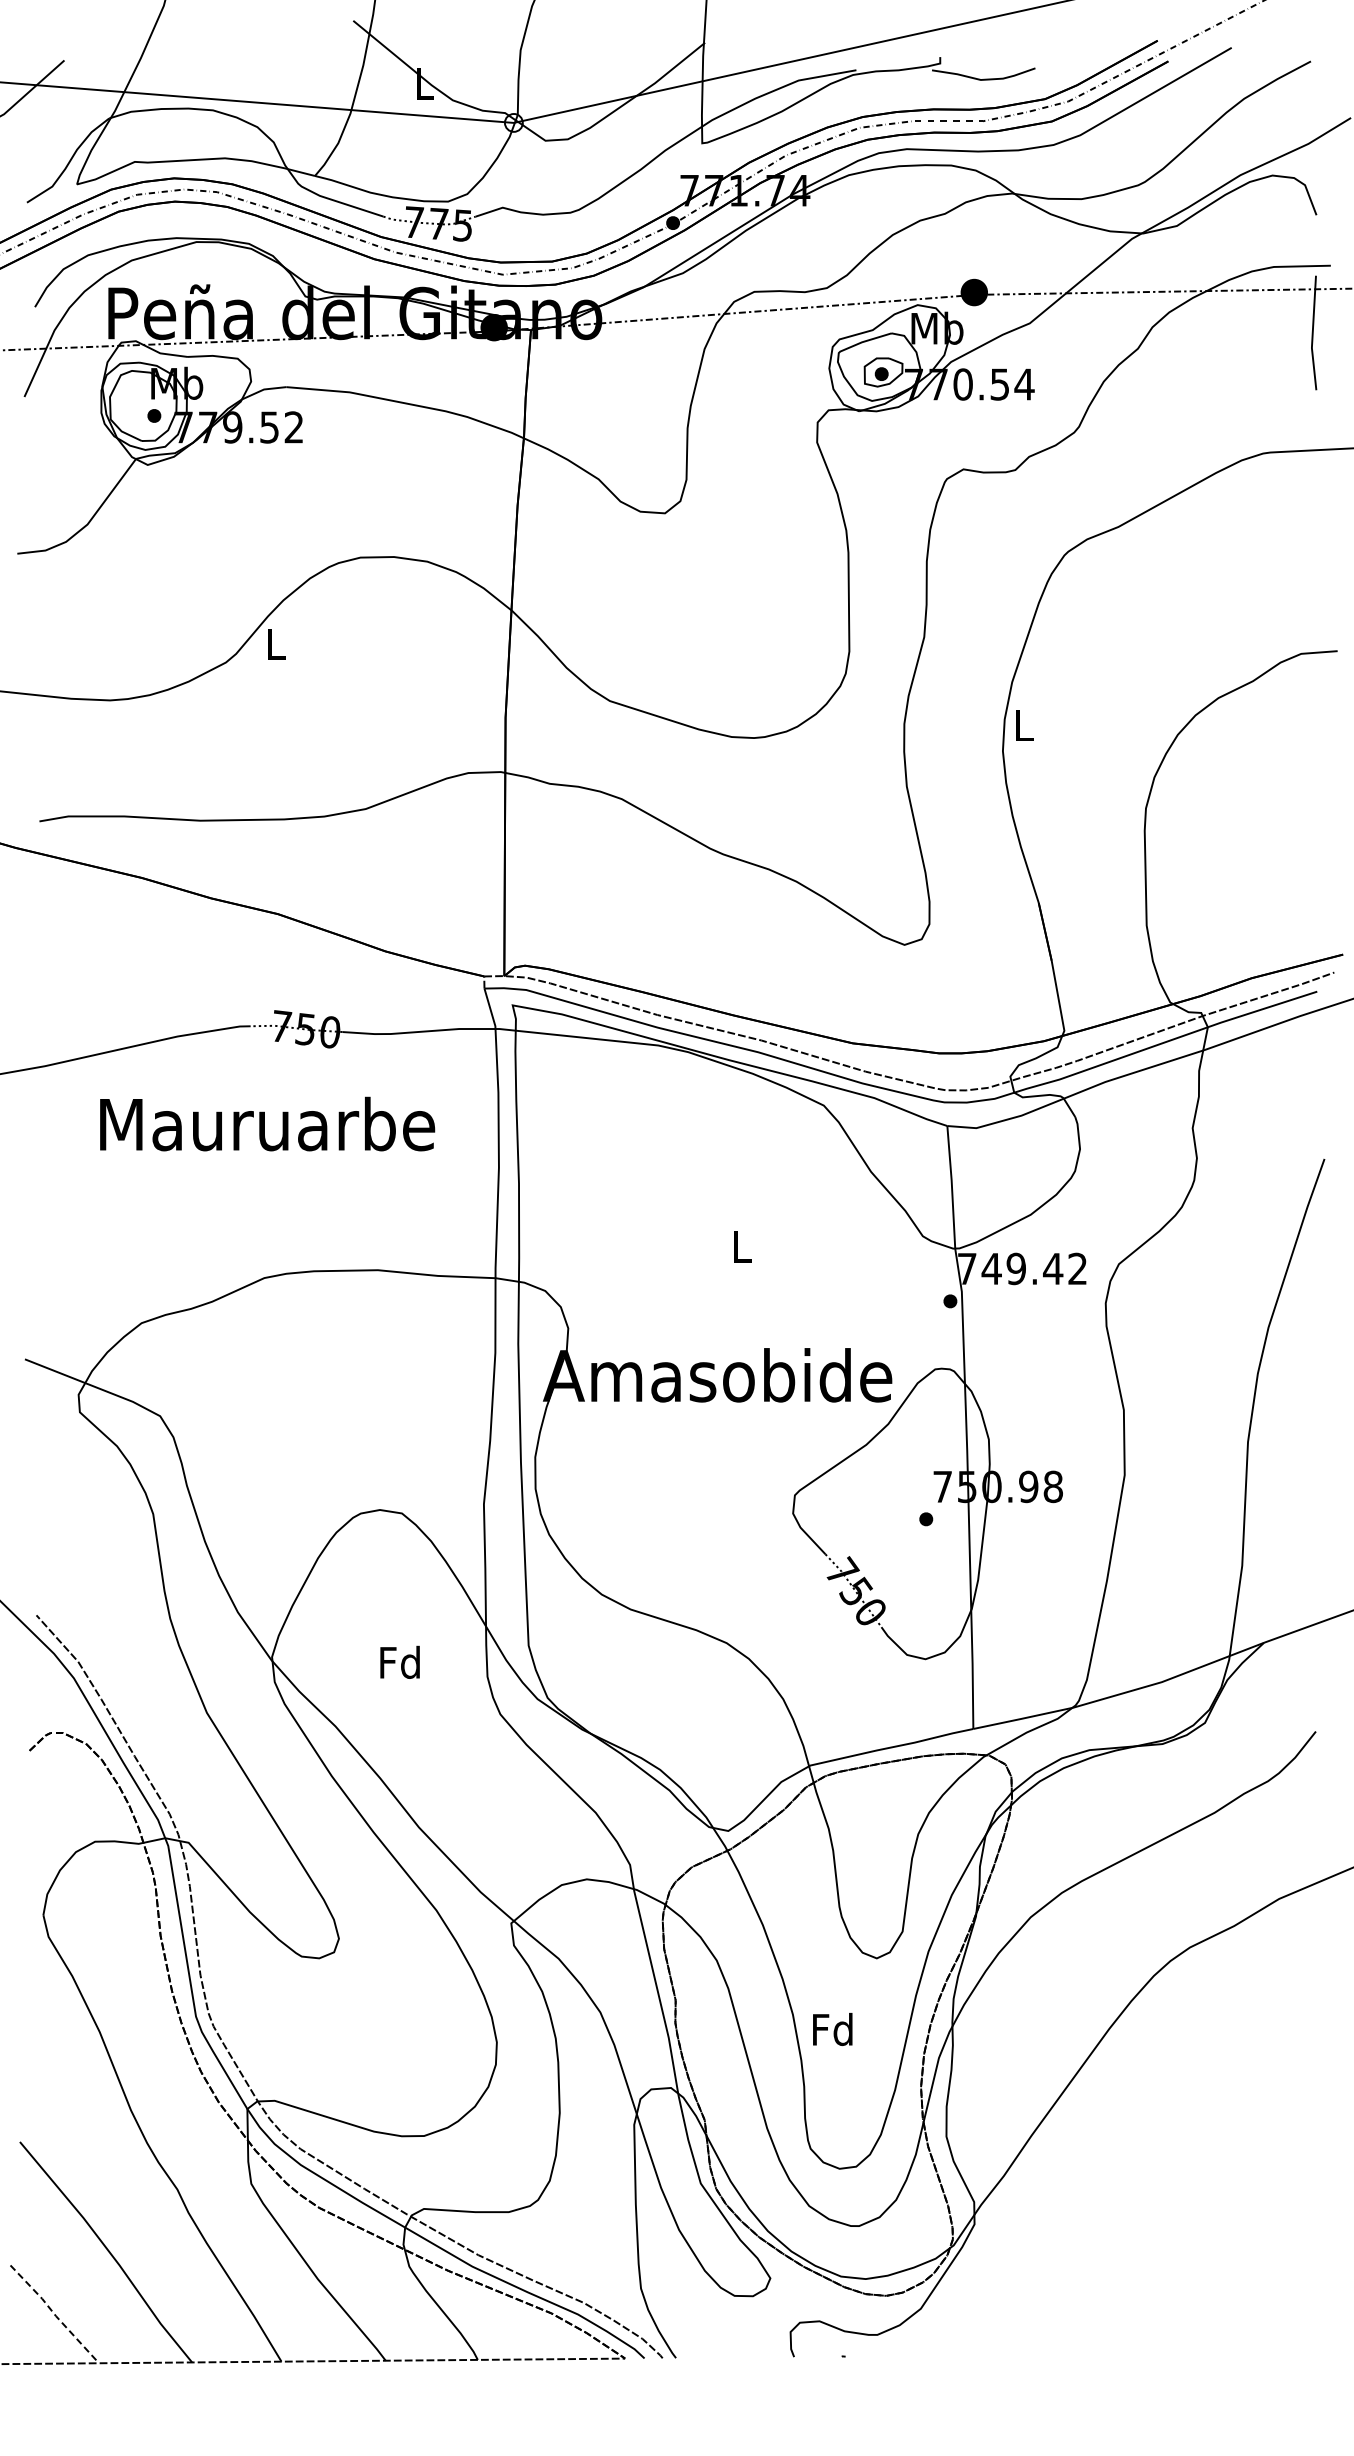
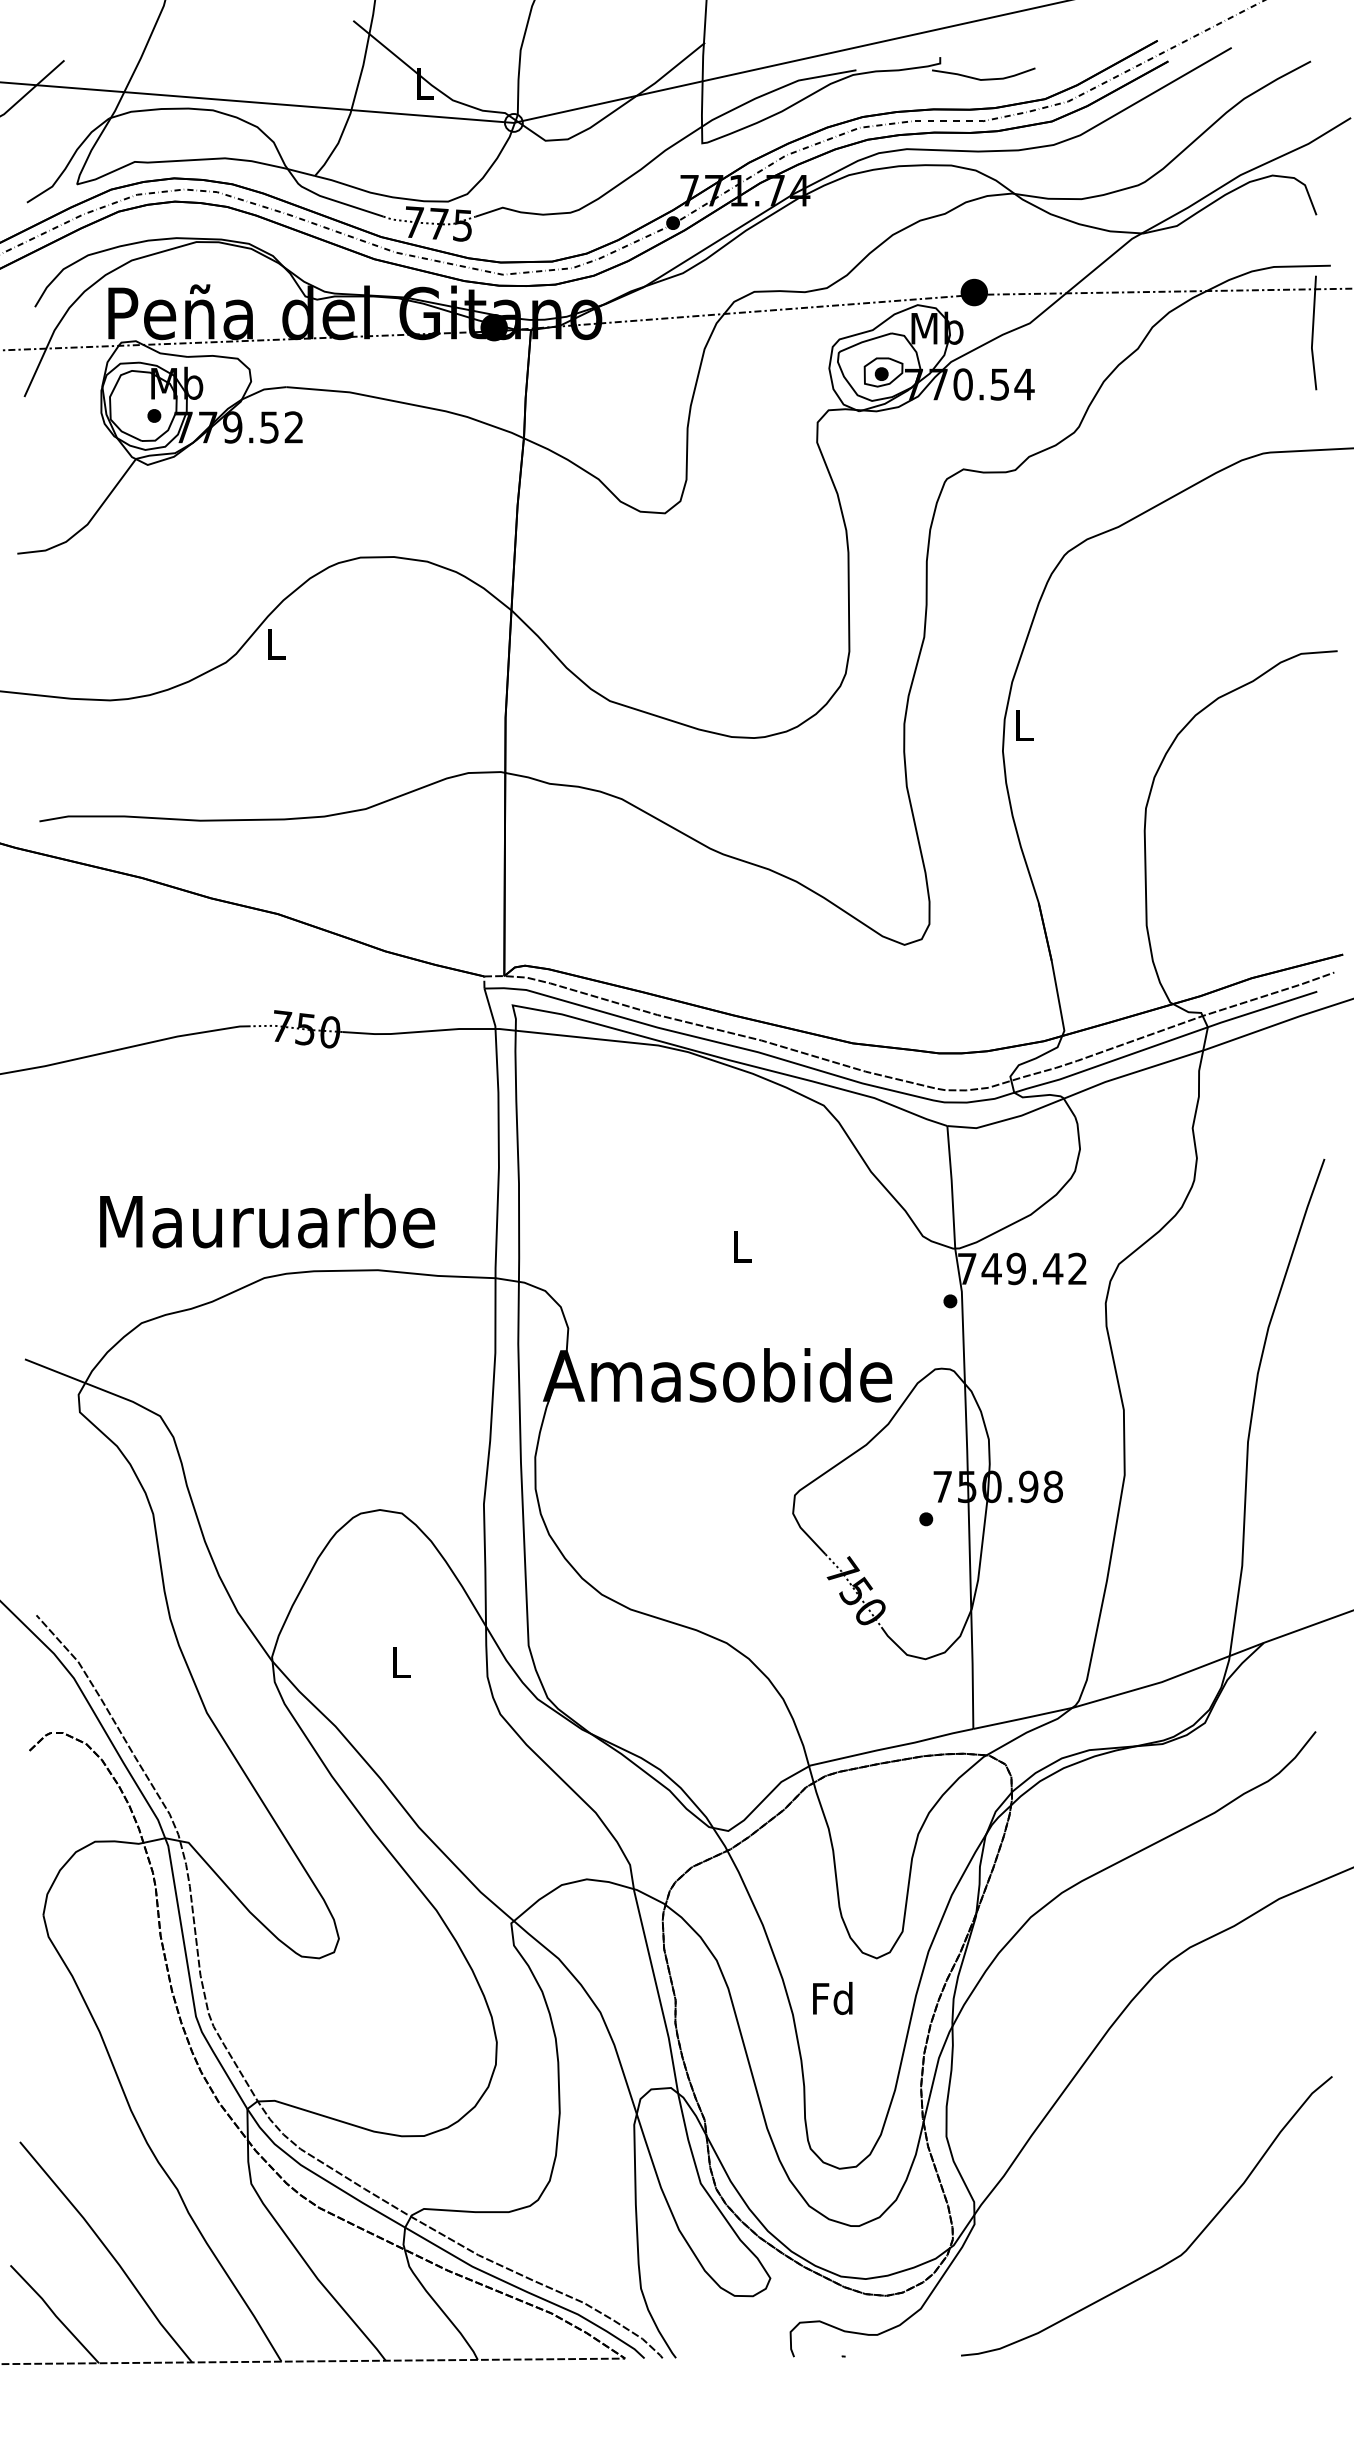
text position: (267, 1123) -> (267, 1220) (267, 1220)
text: Fd -> L (399, 1661)
text position: (832, 2029) -> (832, 1998) (832, 1998)
curve: none -> present (1173, 2258)
line: dashed -> solid (54, 2314)
